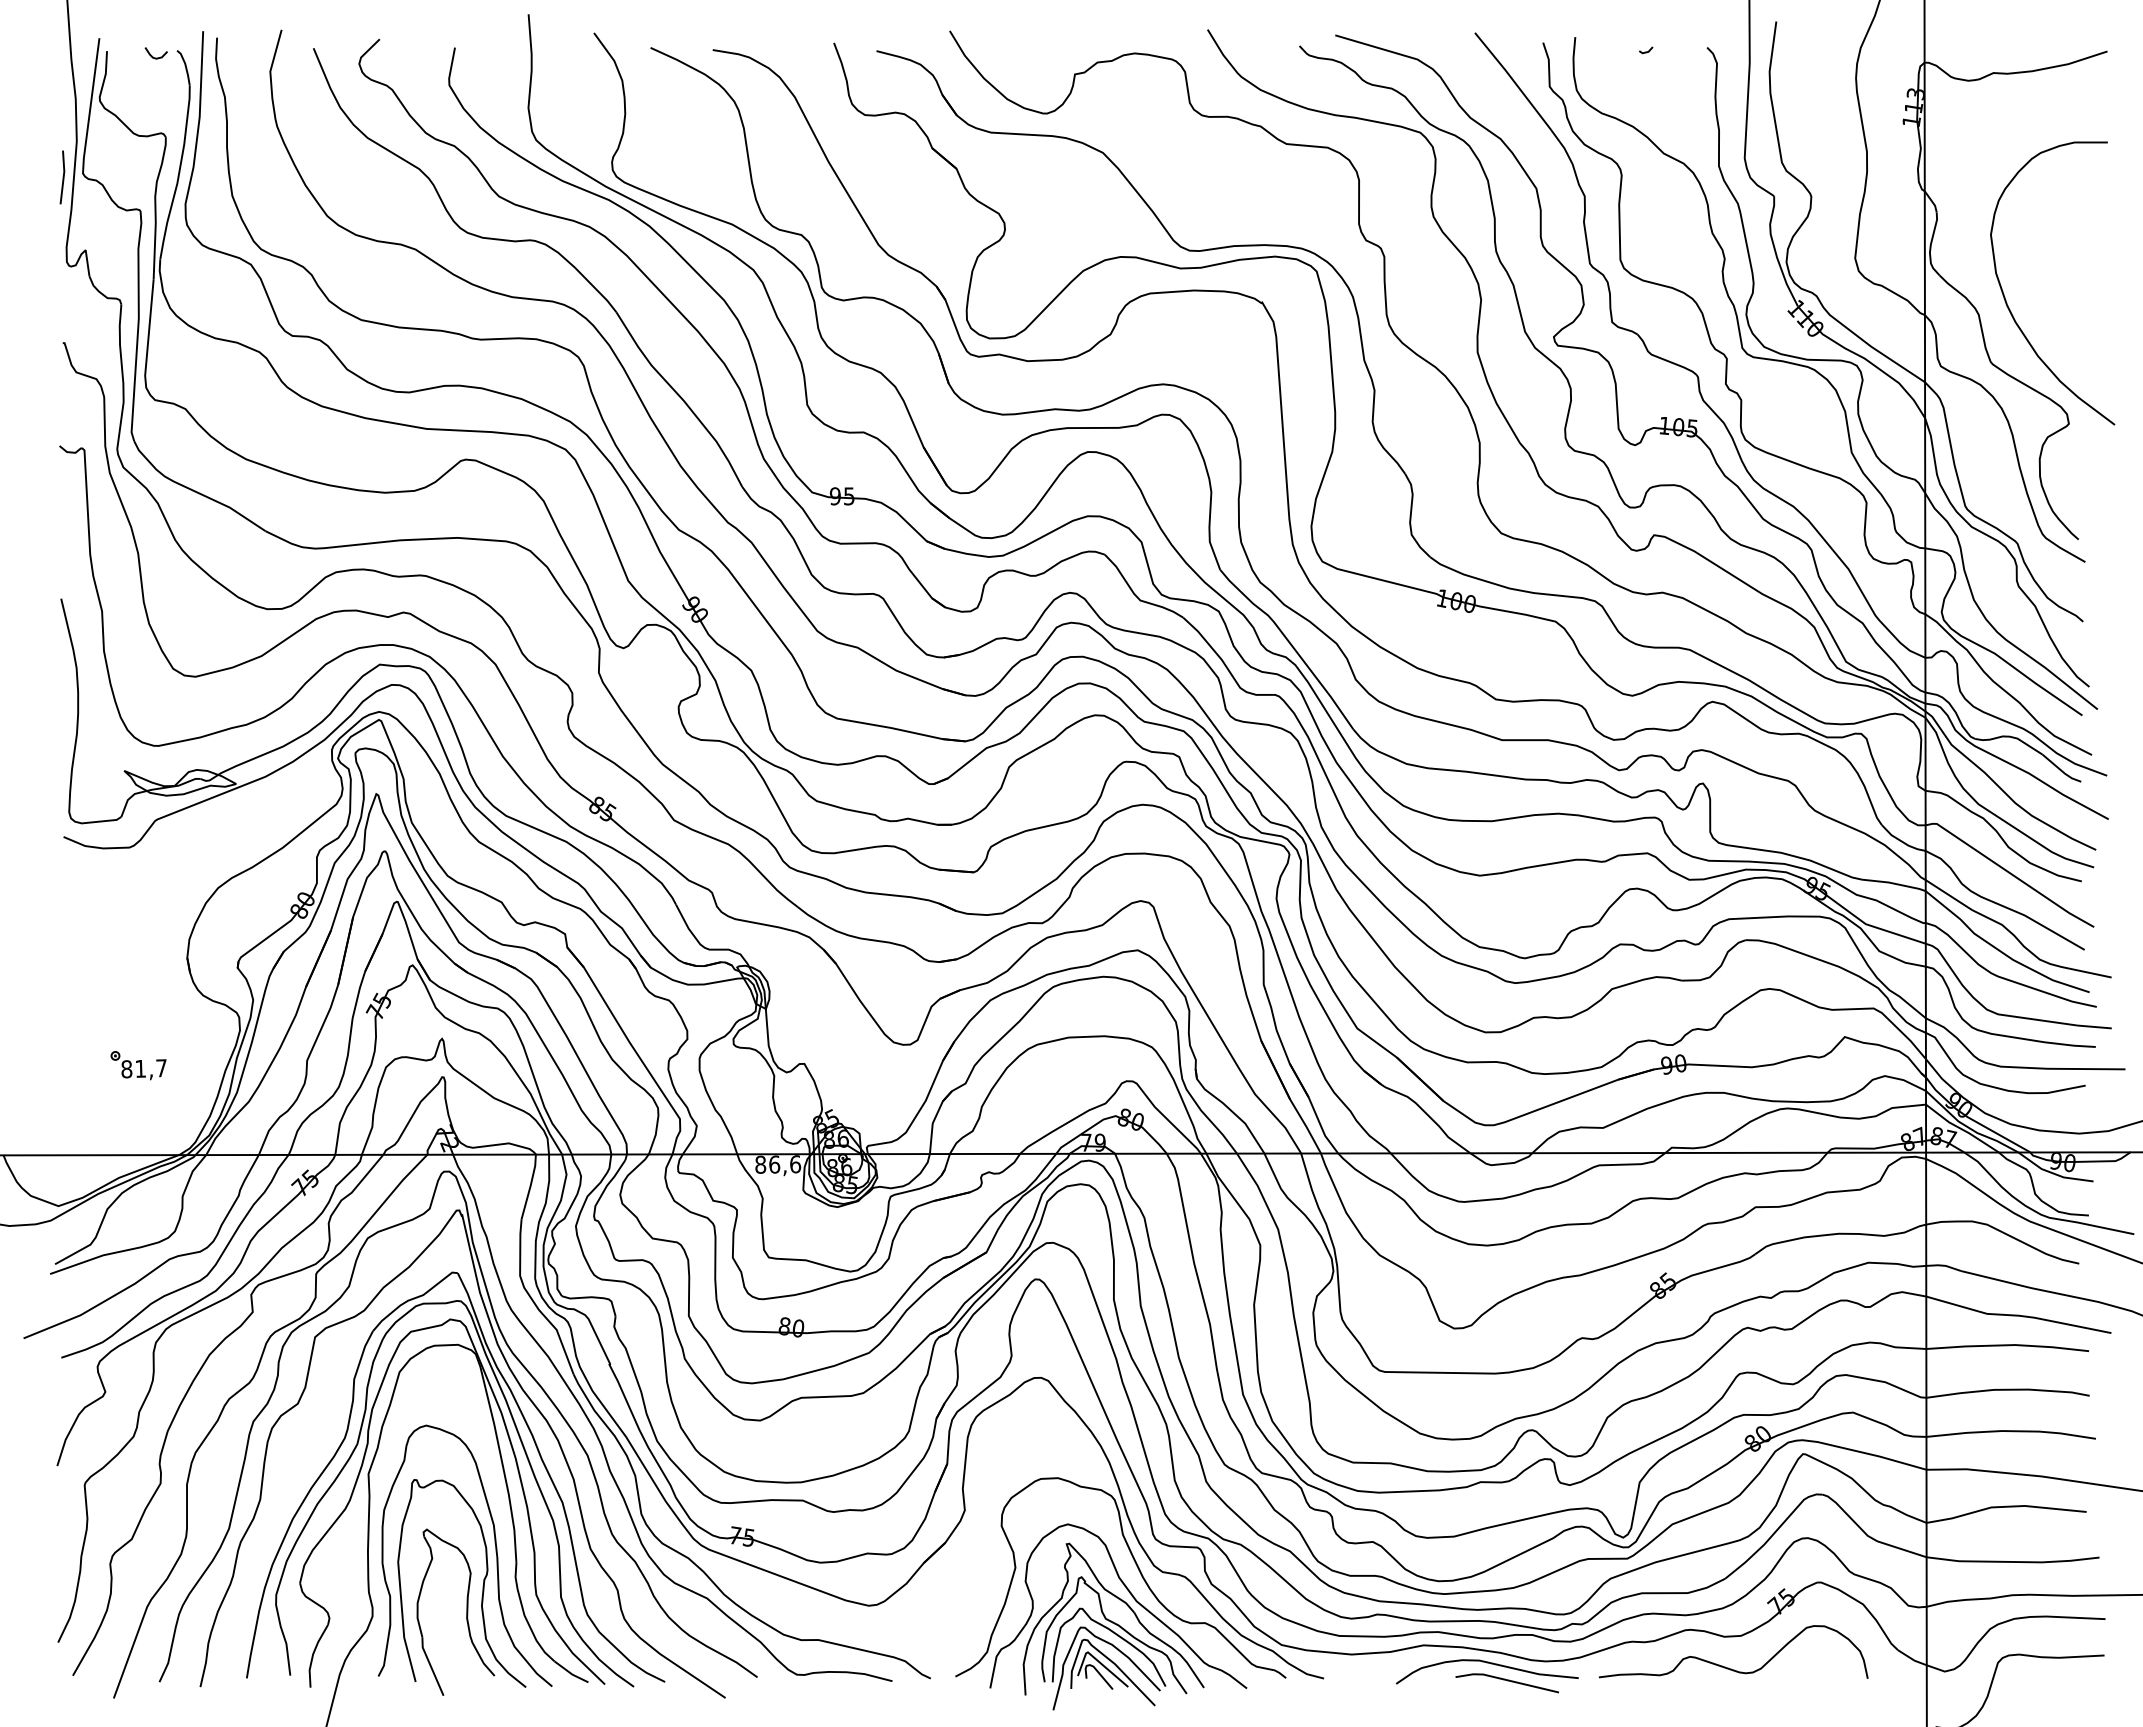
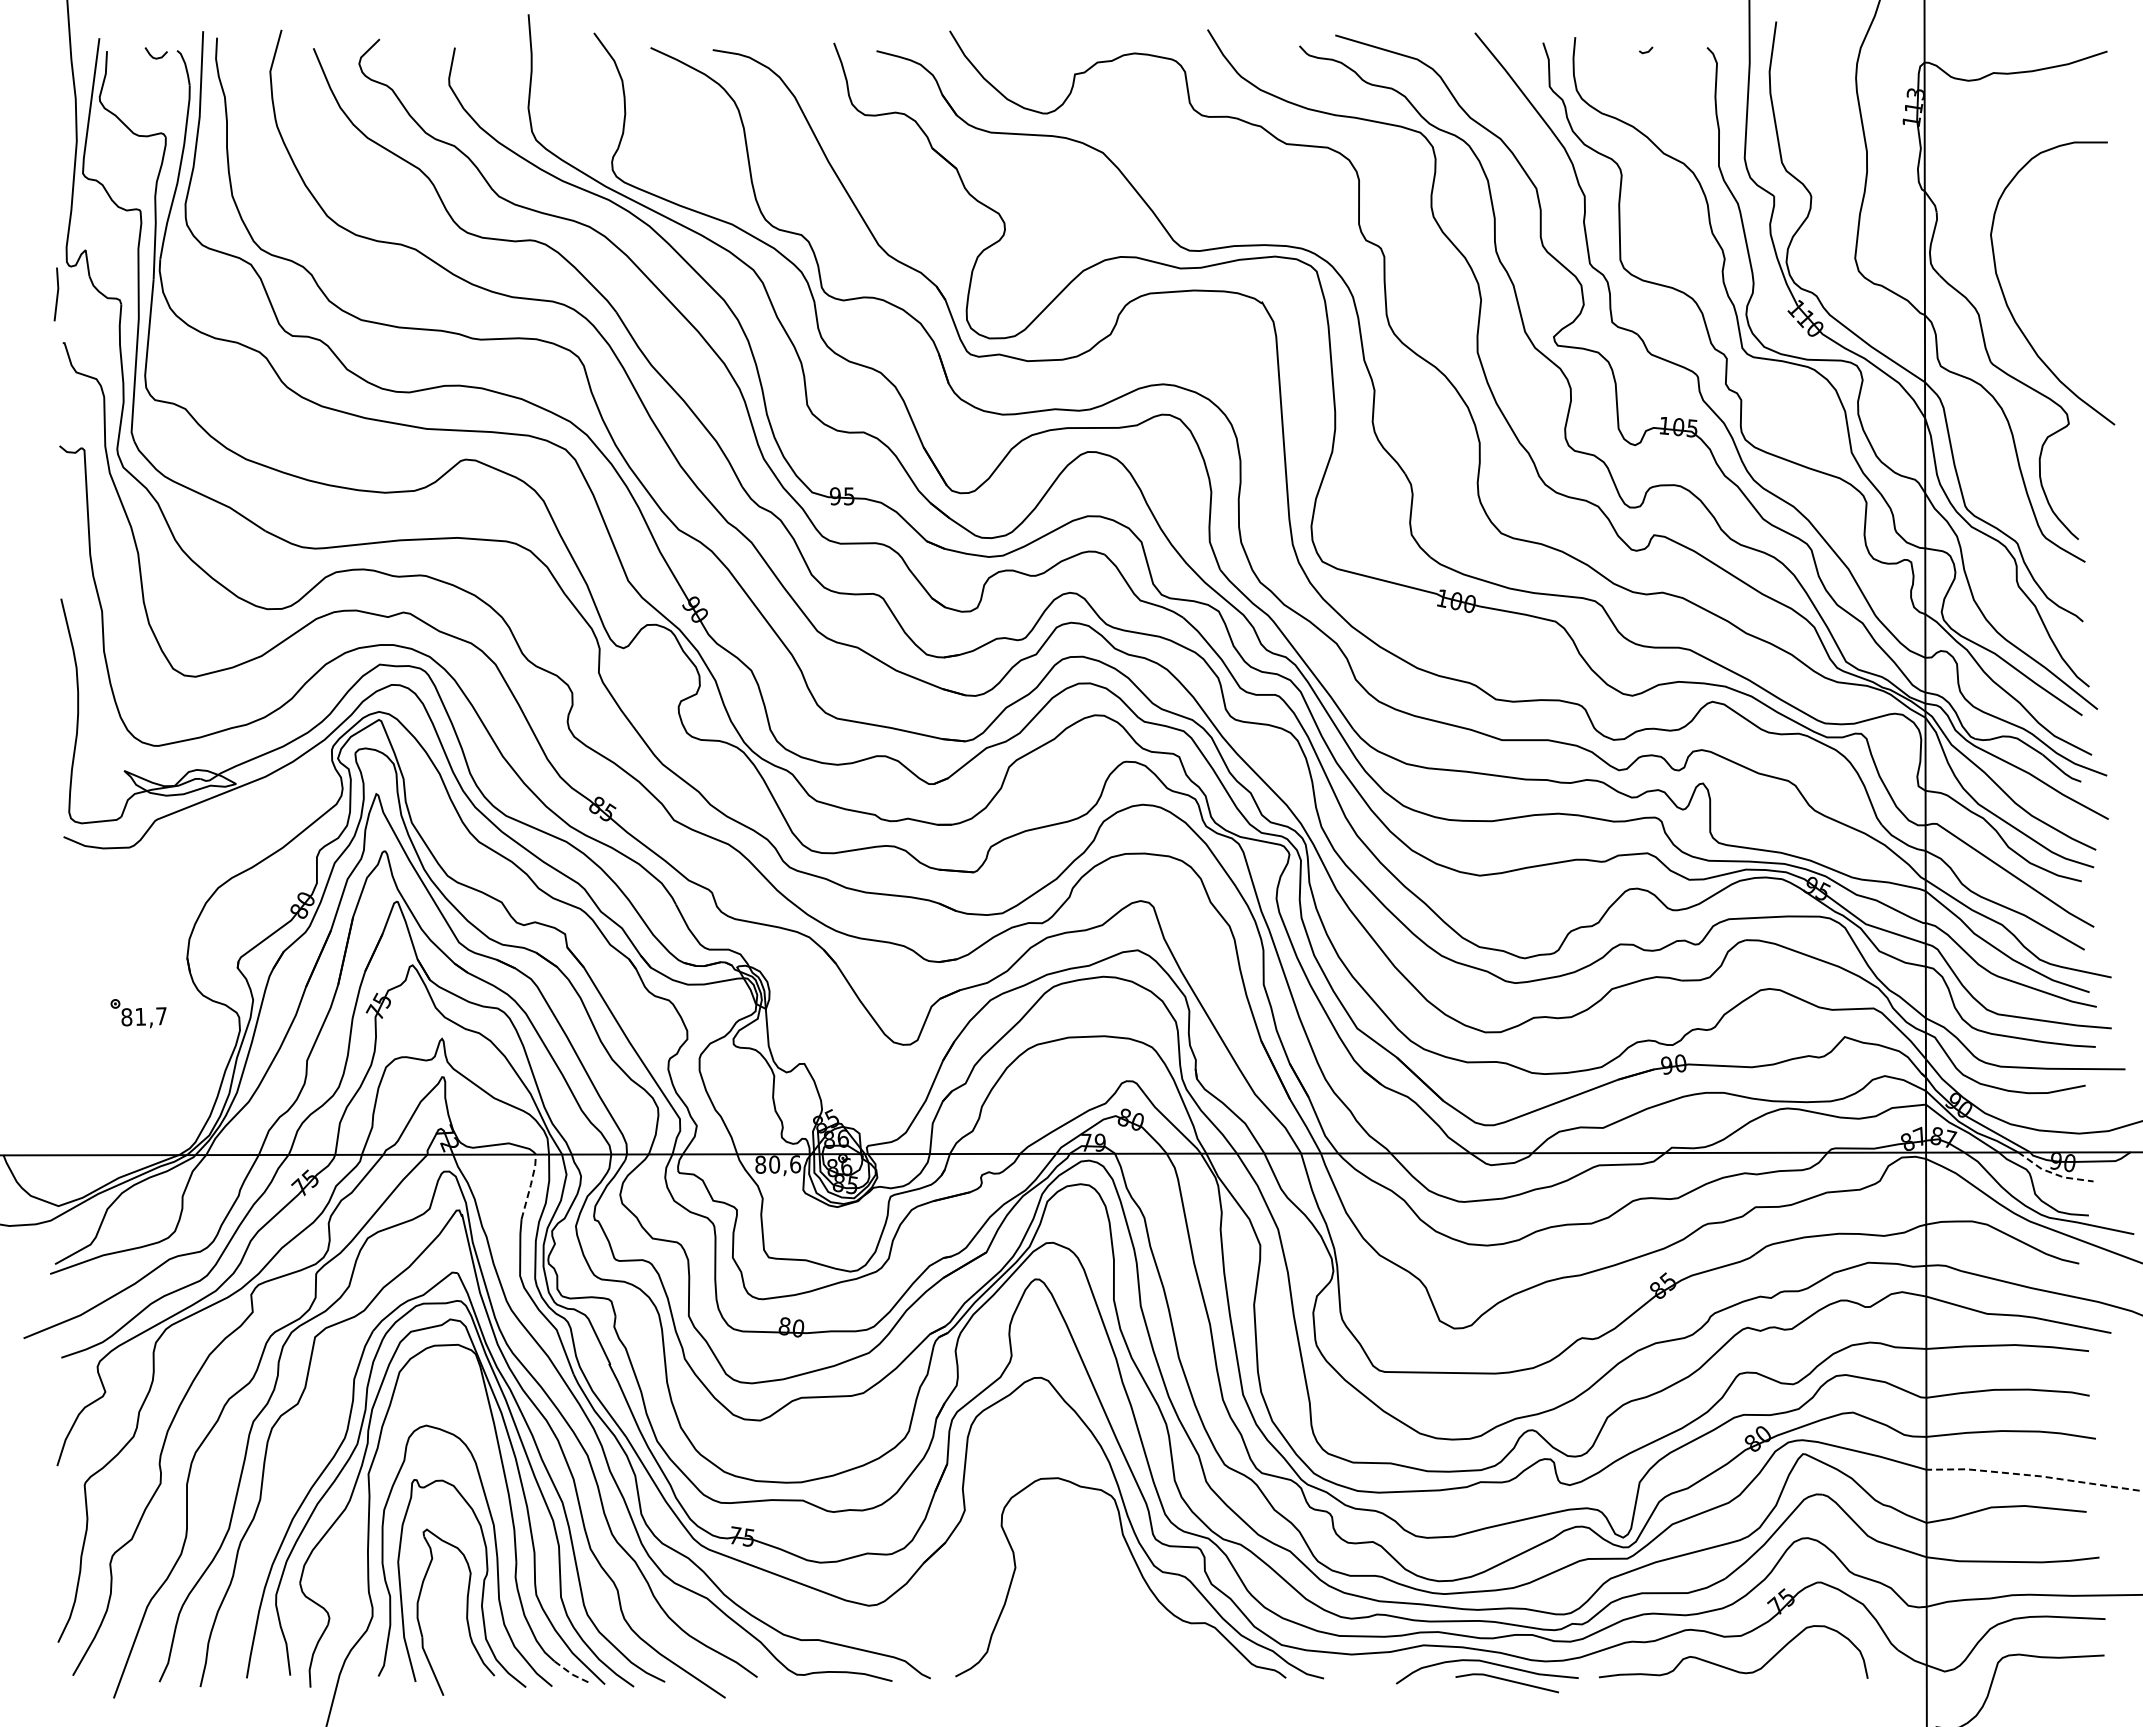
line position: (62, 177) -> (56, 294) (56, 294)
part position: (138, 1065) -> (138, 1013) (138, 1013)
text: 86,6 -> 80,6 (774, 1164)
line: solid -> dashed (2053, 1173)
line: solid -> dashed (530, 1186)
line: solid -> dashed (2034, 1475)
part: present -> none (1115, 1622)
line: solid -> dashed (570, 1673)
